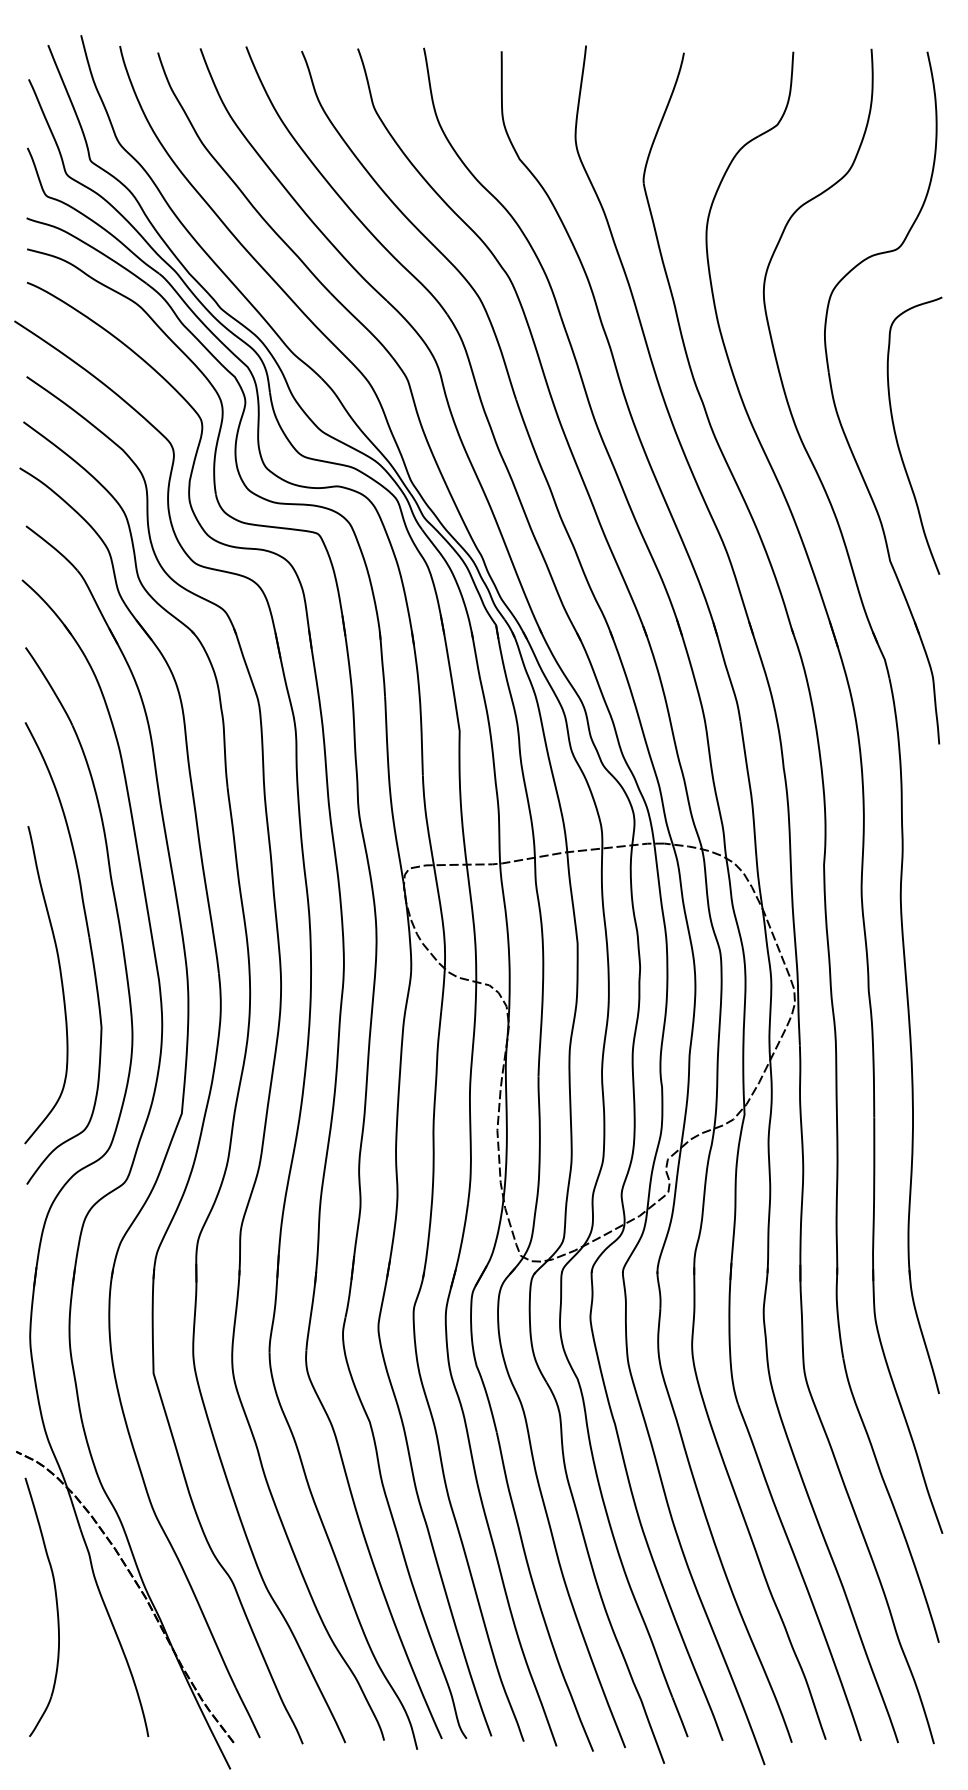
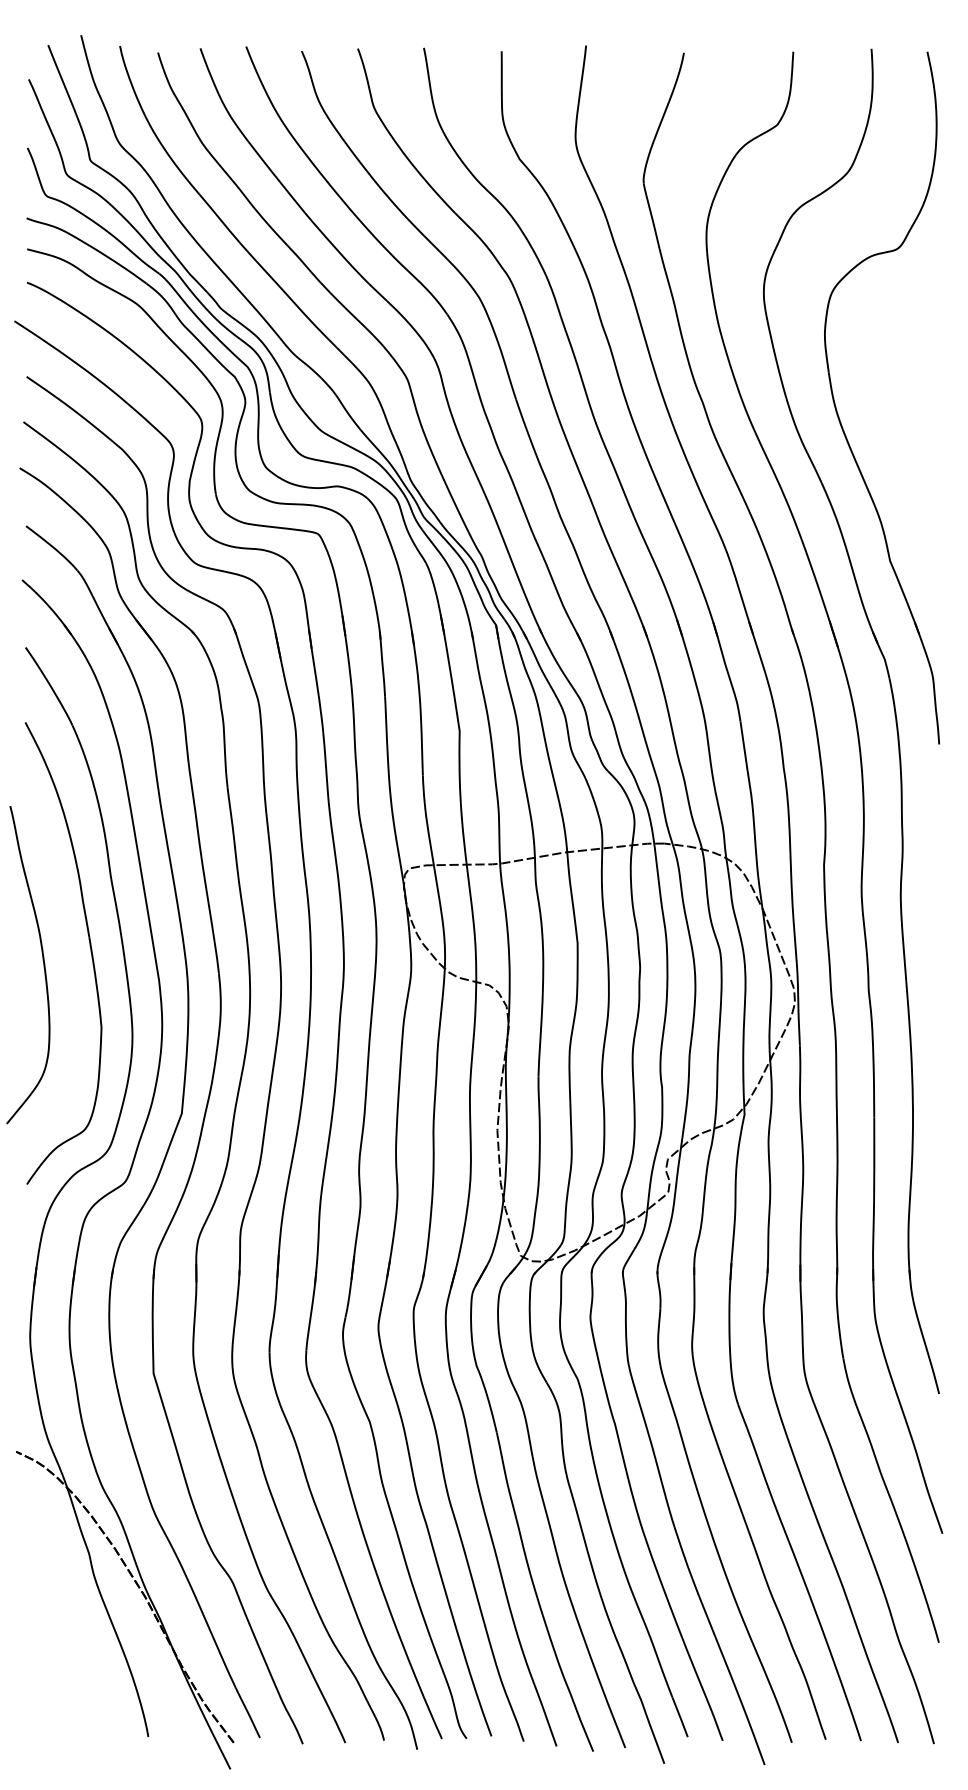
part: present -> none (897, 438)
curve position: (60, 980) -> (42, 960) (42, 960)
part: present -> none (55, 1601)
